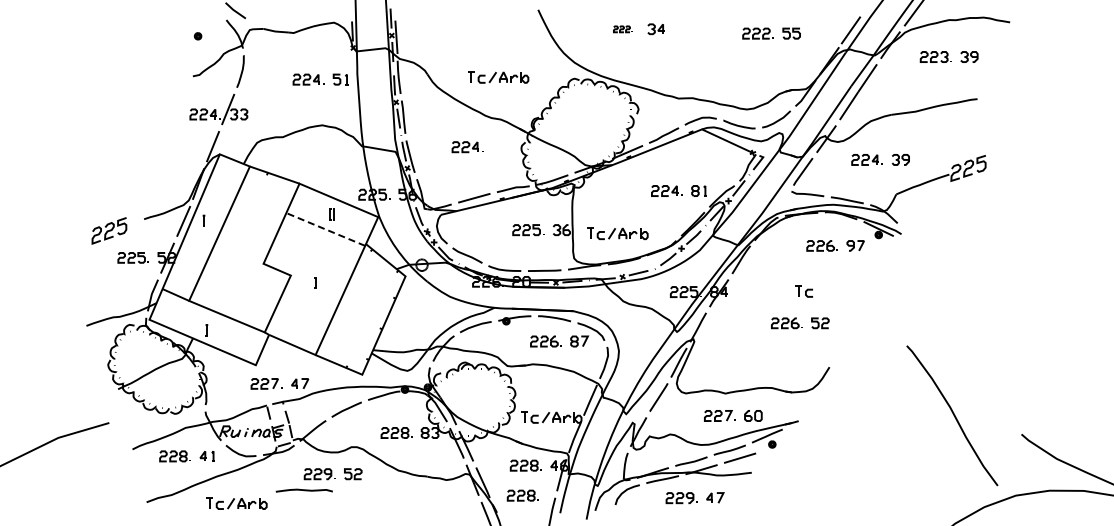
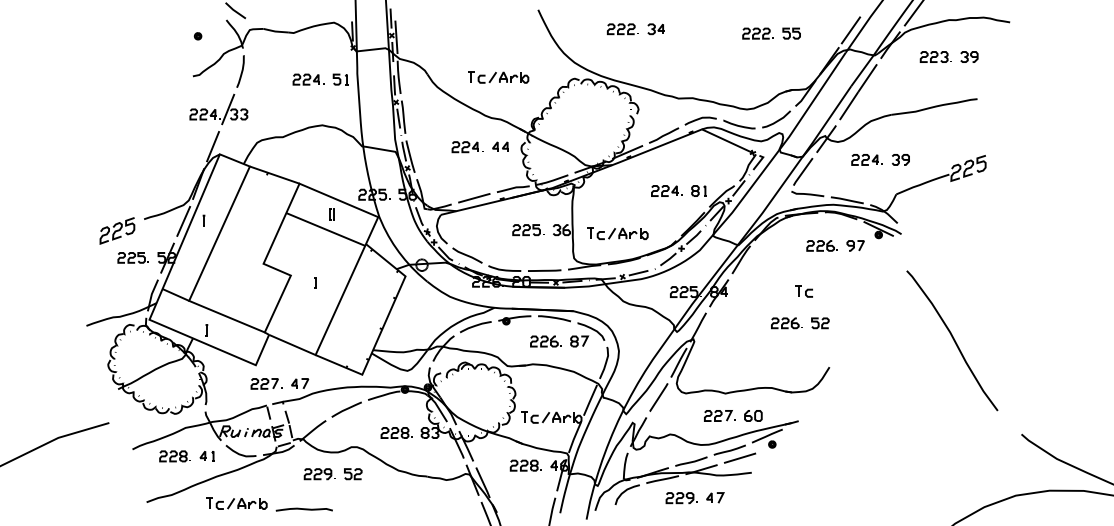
part size: 20x9 px -> 32x13 px (622, 29)
part: none -> present (500, 146)
line: dashed -> solid (324, 229)
part position: (109, 230) -> (117, 230) (117, 230)
curve position: (952, 414) -> (952, 339) (952, 339)
curve position: (303, 490) -> (303, 509) (303, 509)
part: present -> none (522, 495)
